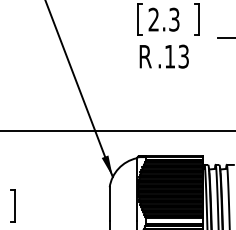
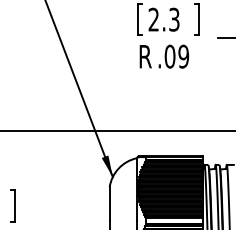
text: .13 -> .09 (176, 56)
